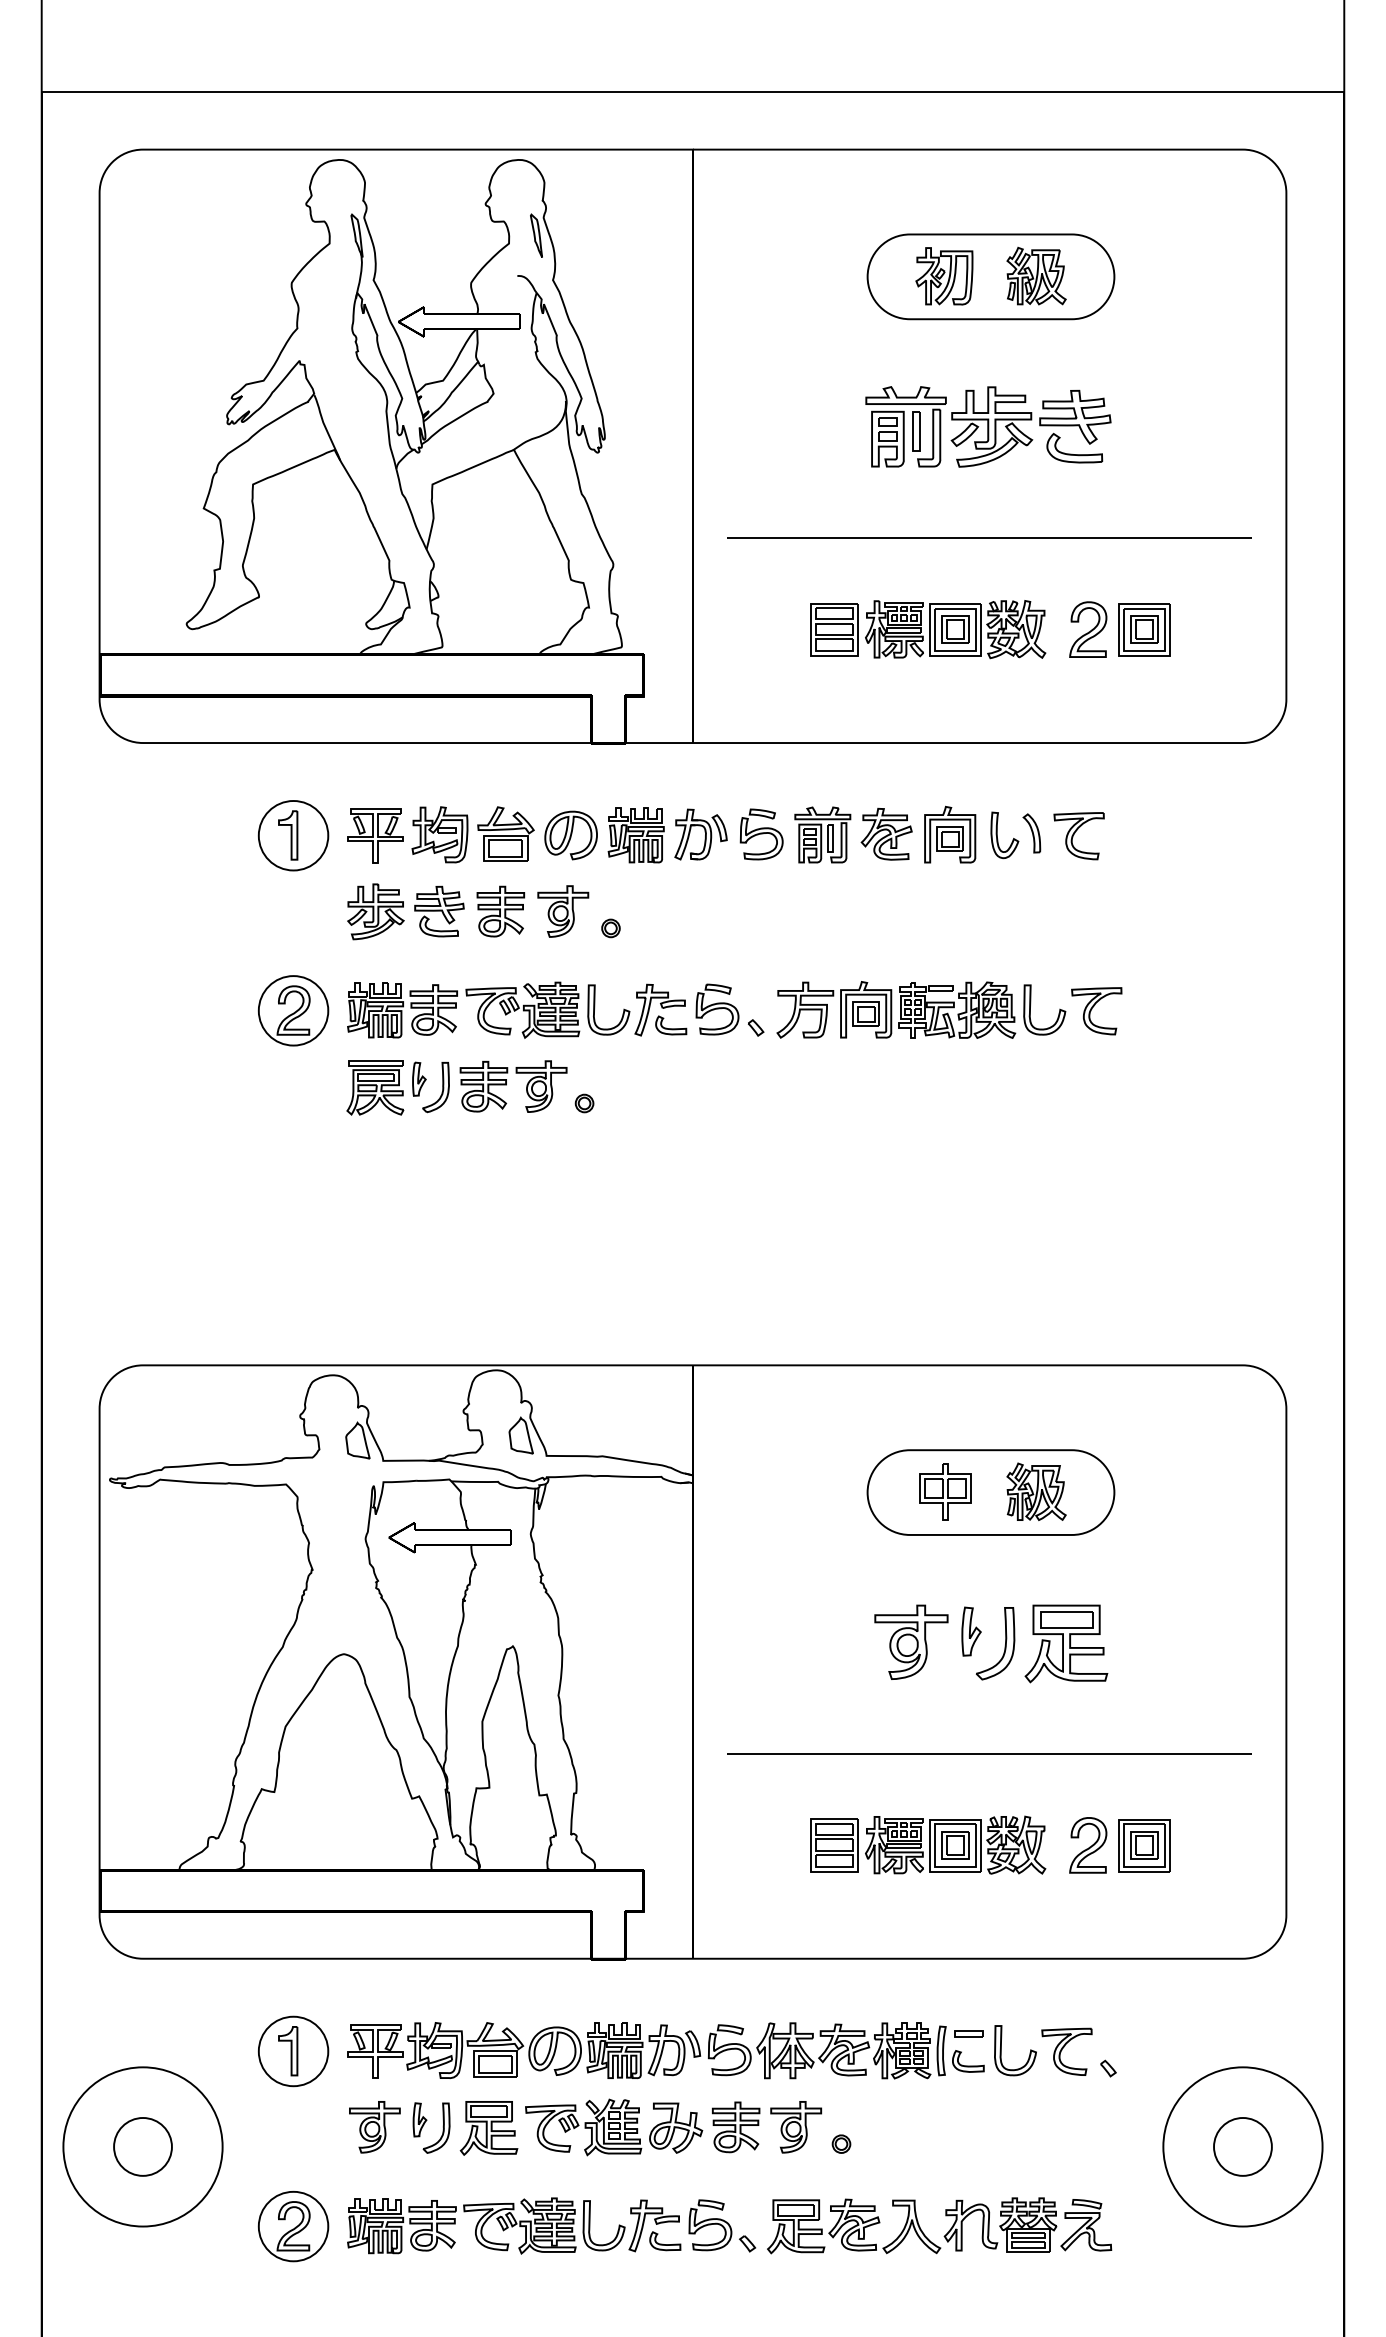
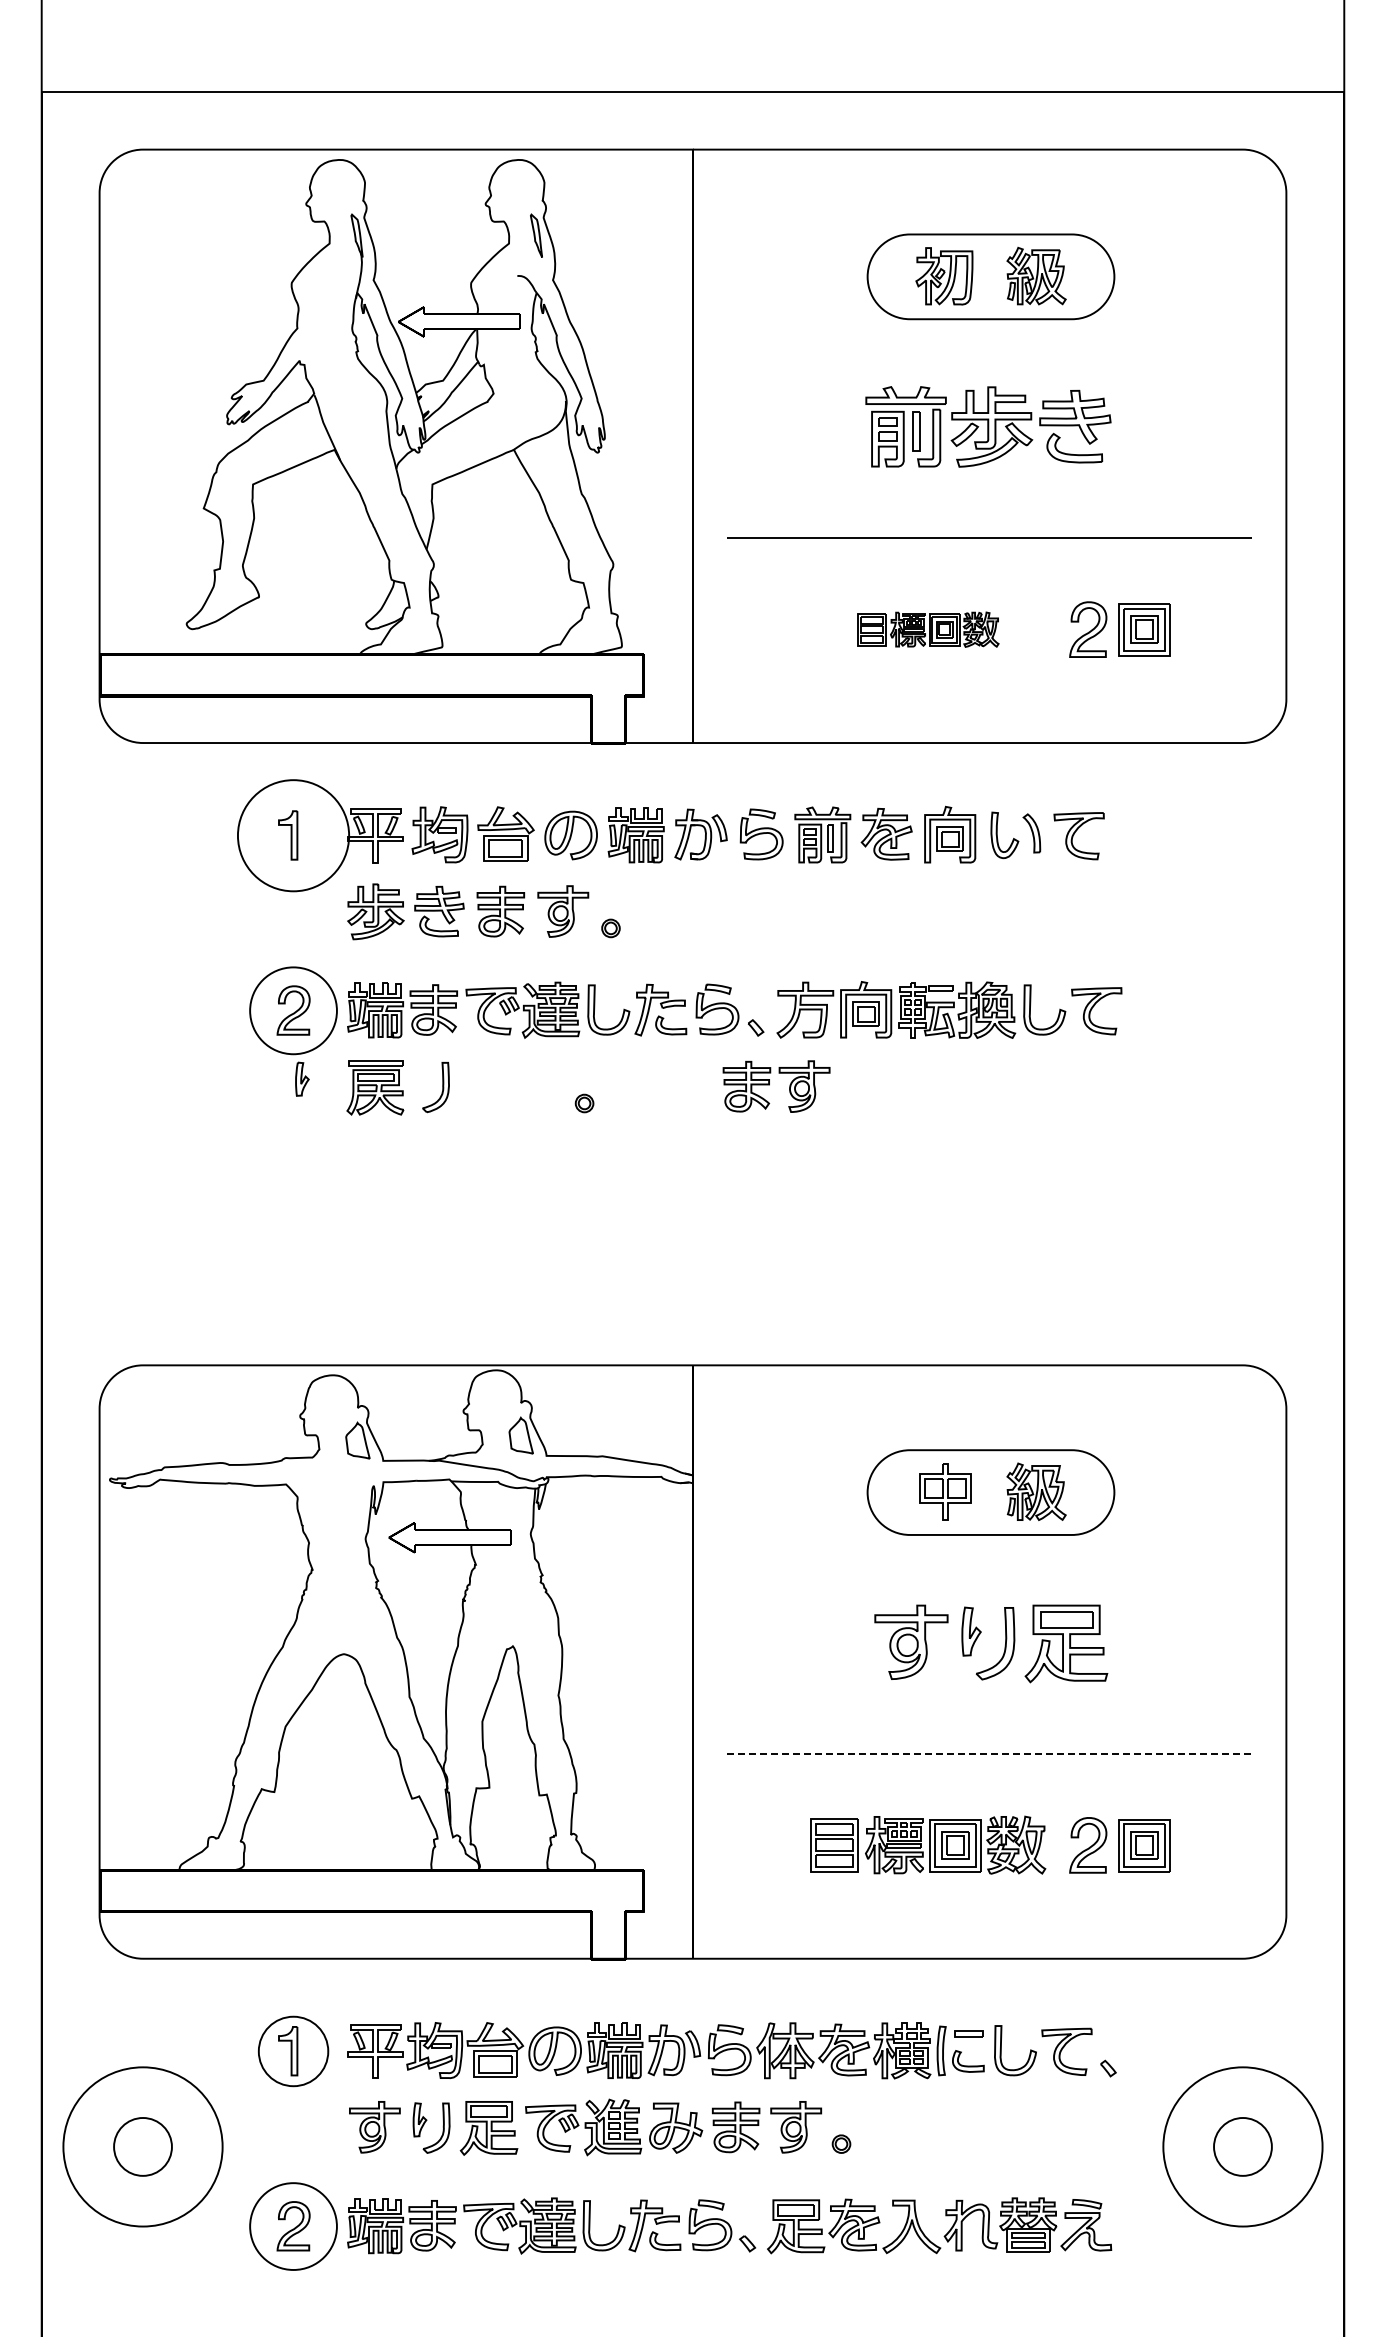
part size: 237x60 px -> 143x37 px (928, 629)
circle diameter: 69 px -> 111 px (293, 835)
circle diameter: 69 px -> 87 px (293, 1010)
part position: (419, 1078) -> (302, 1078) (302, 1078)
part position: (506, 1085) -> (769, 1085) (769, 1085)
line: solid -> dashed (990, 1753)
circle diameter: 69 px -> 87 px (293, 2226)
